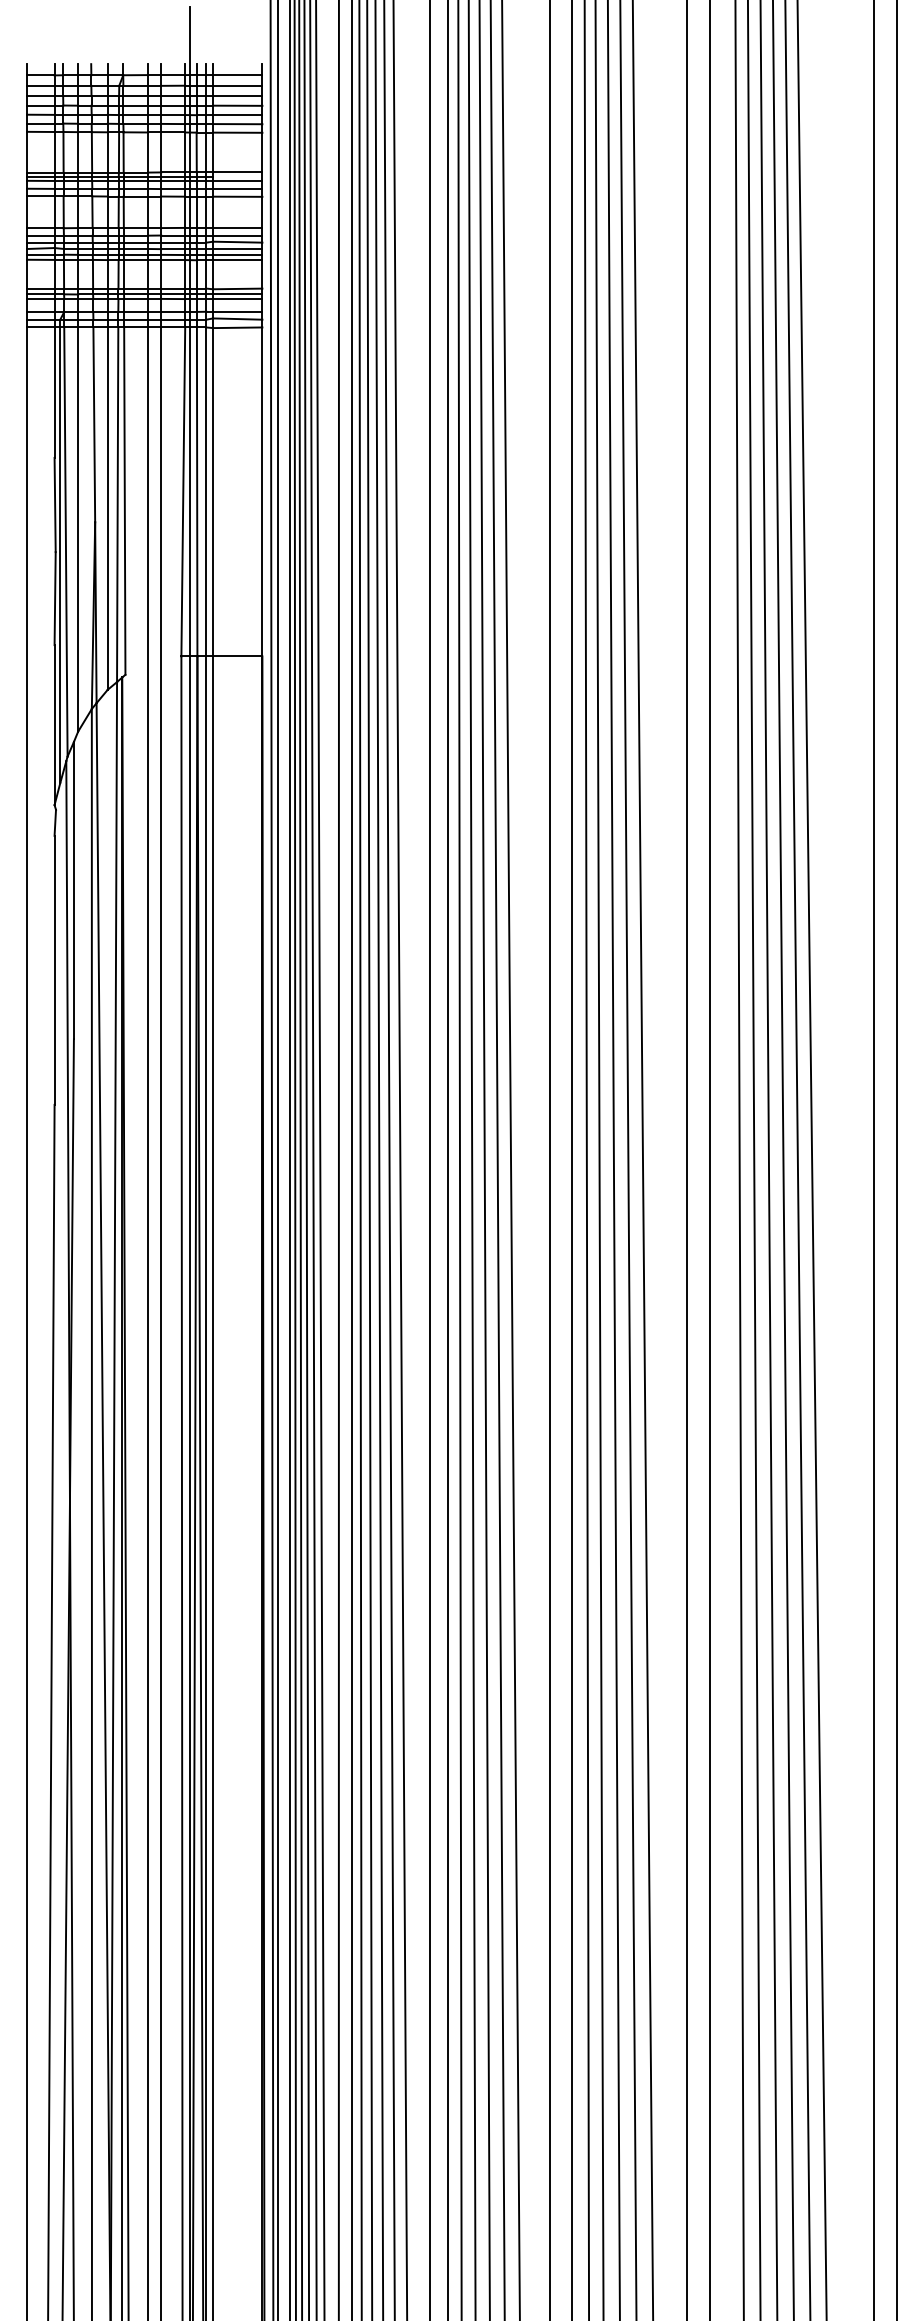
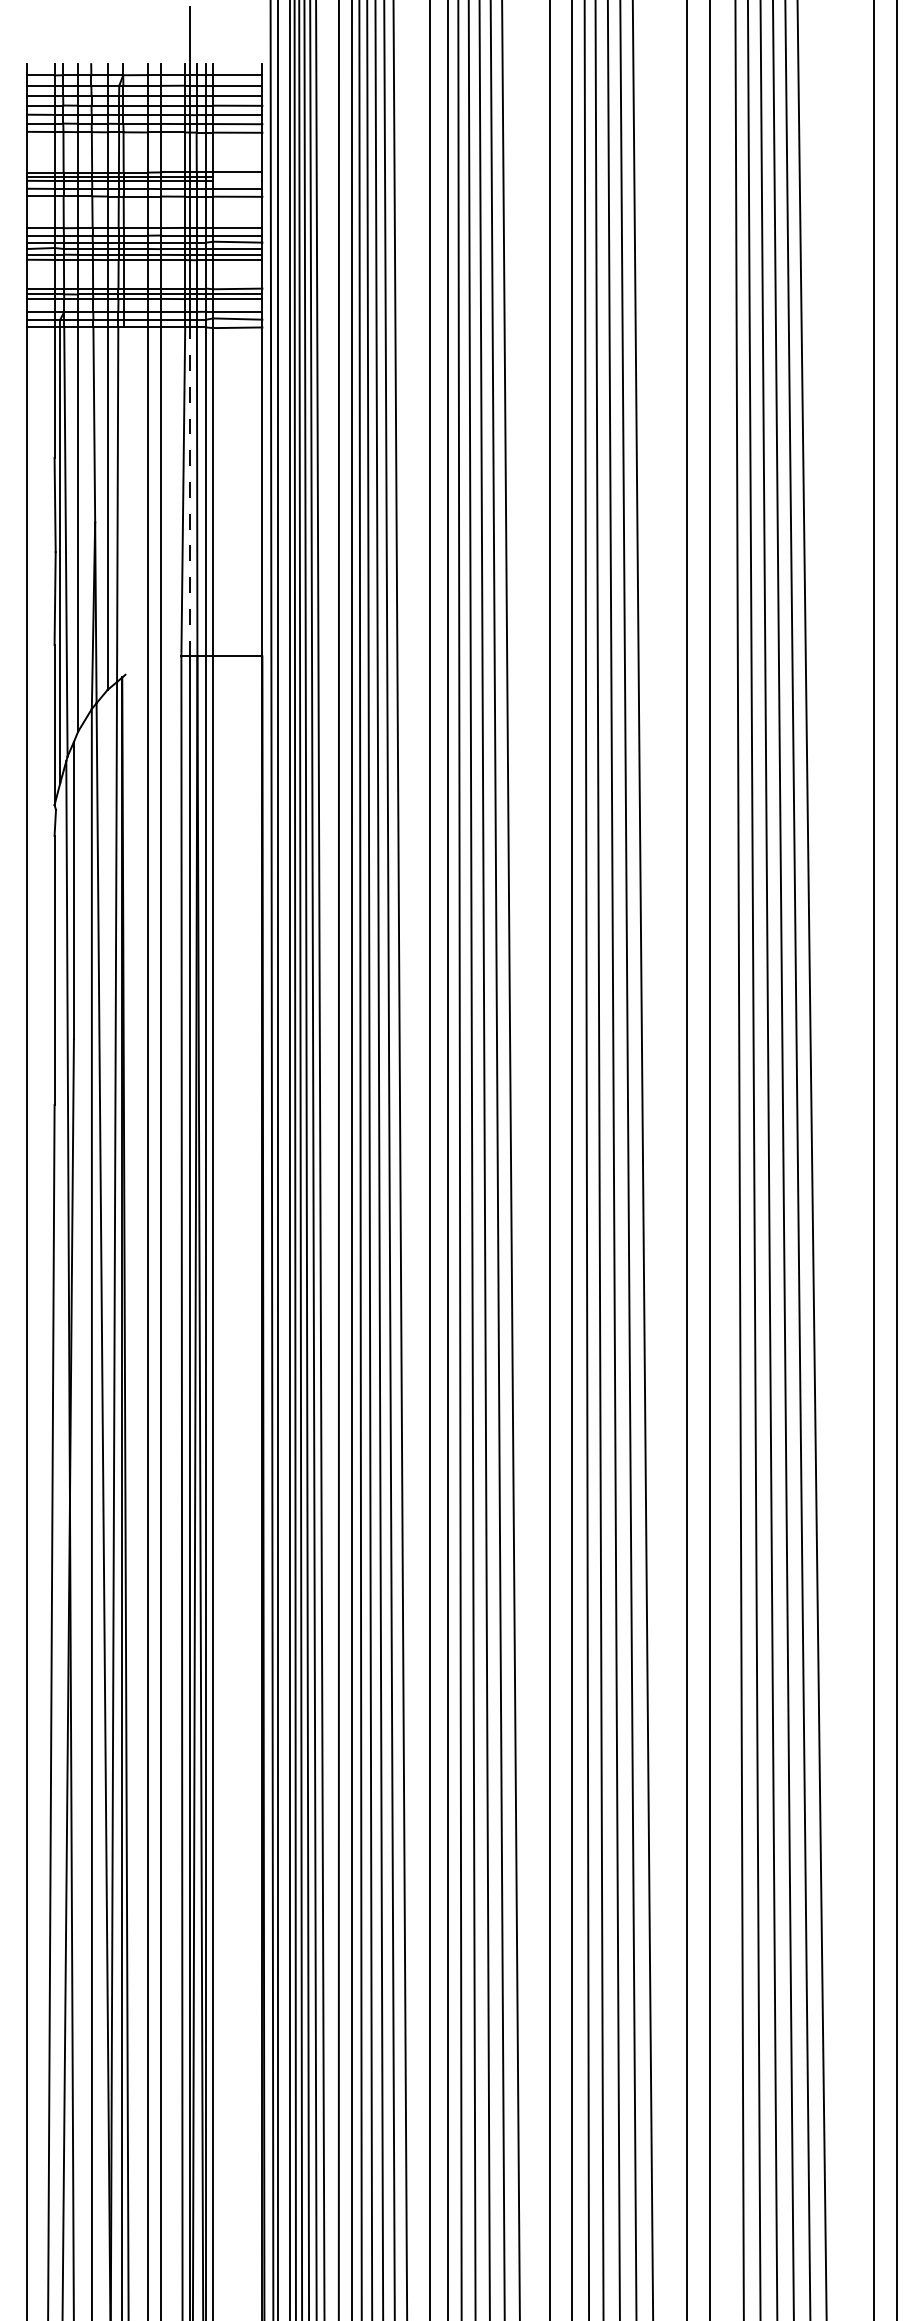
line: present -> none (237, 180)
line: solid -> dashed (189, 491)
line: present -> none (124, 500)
